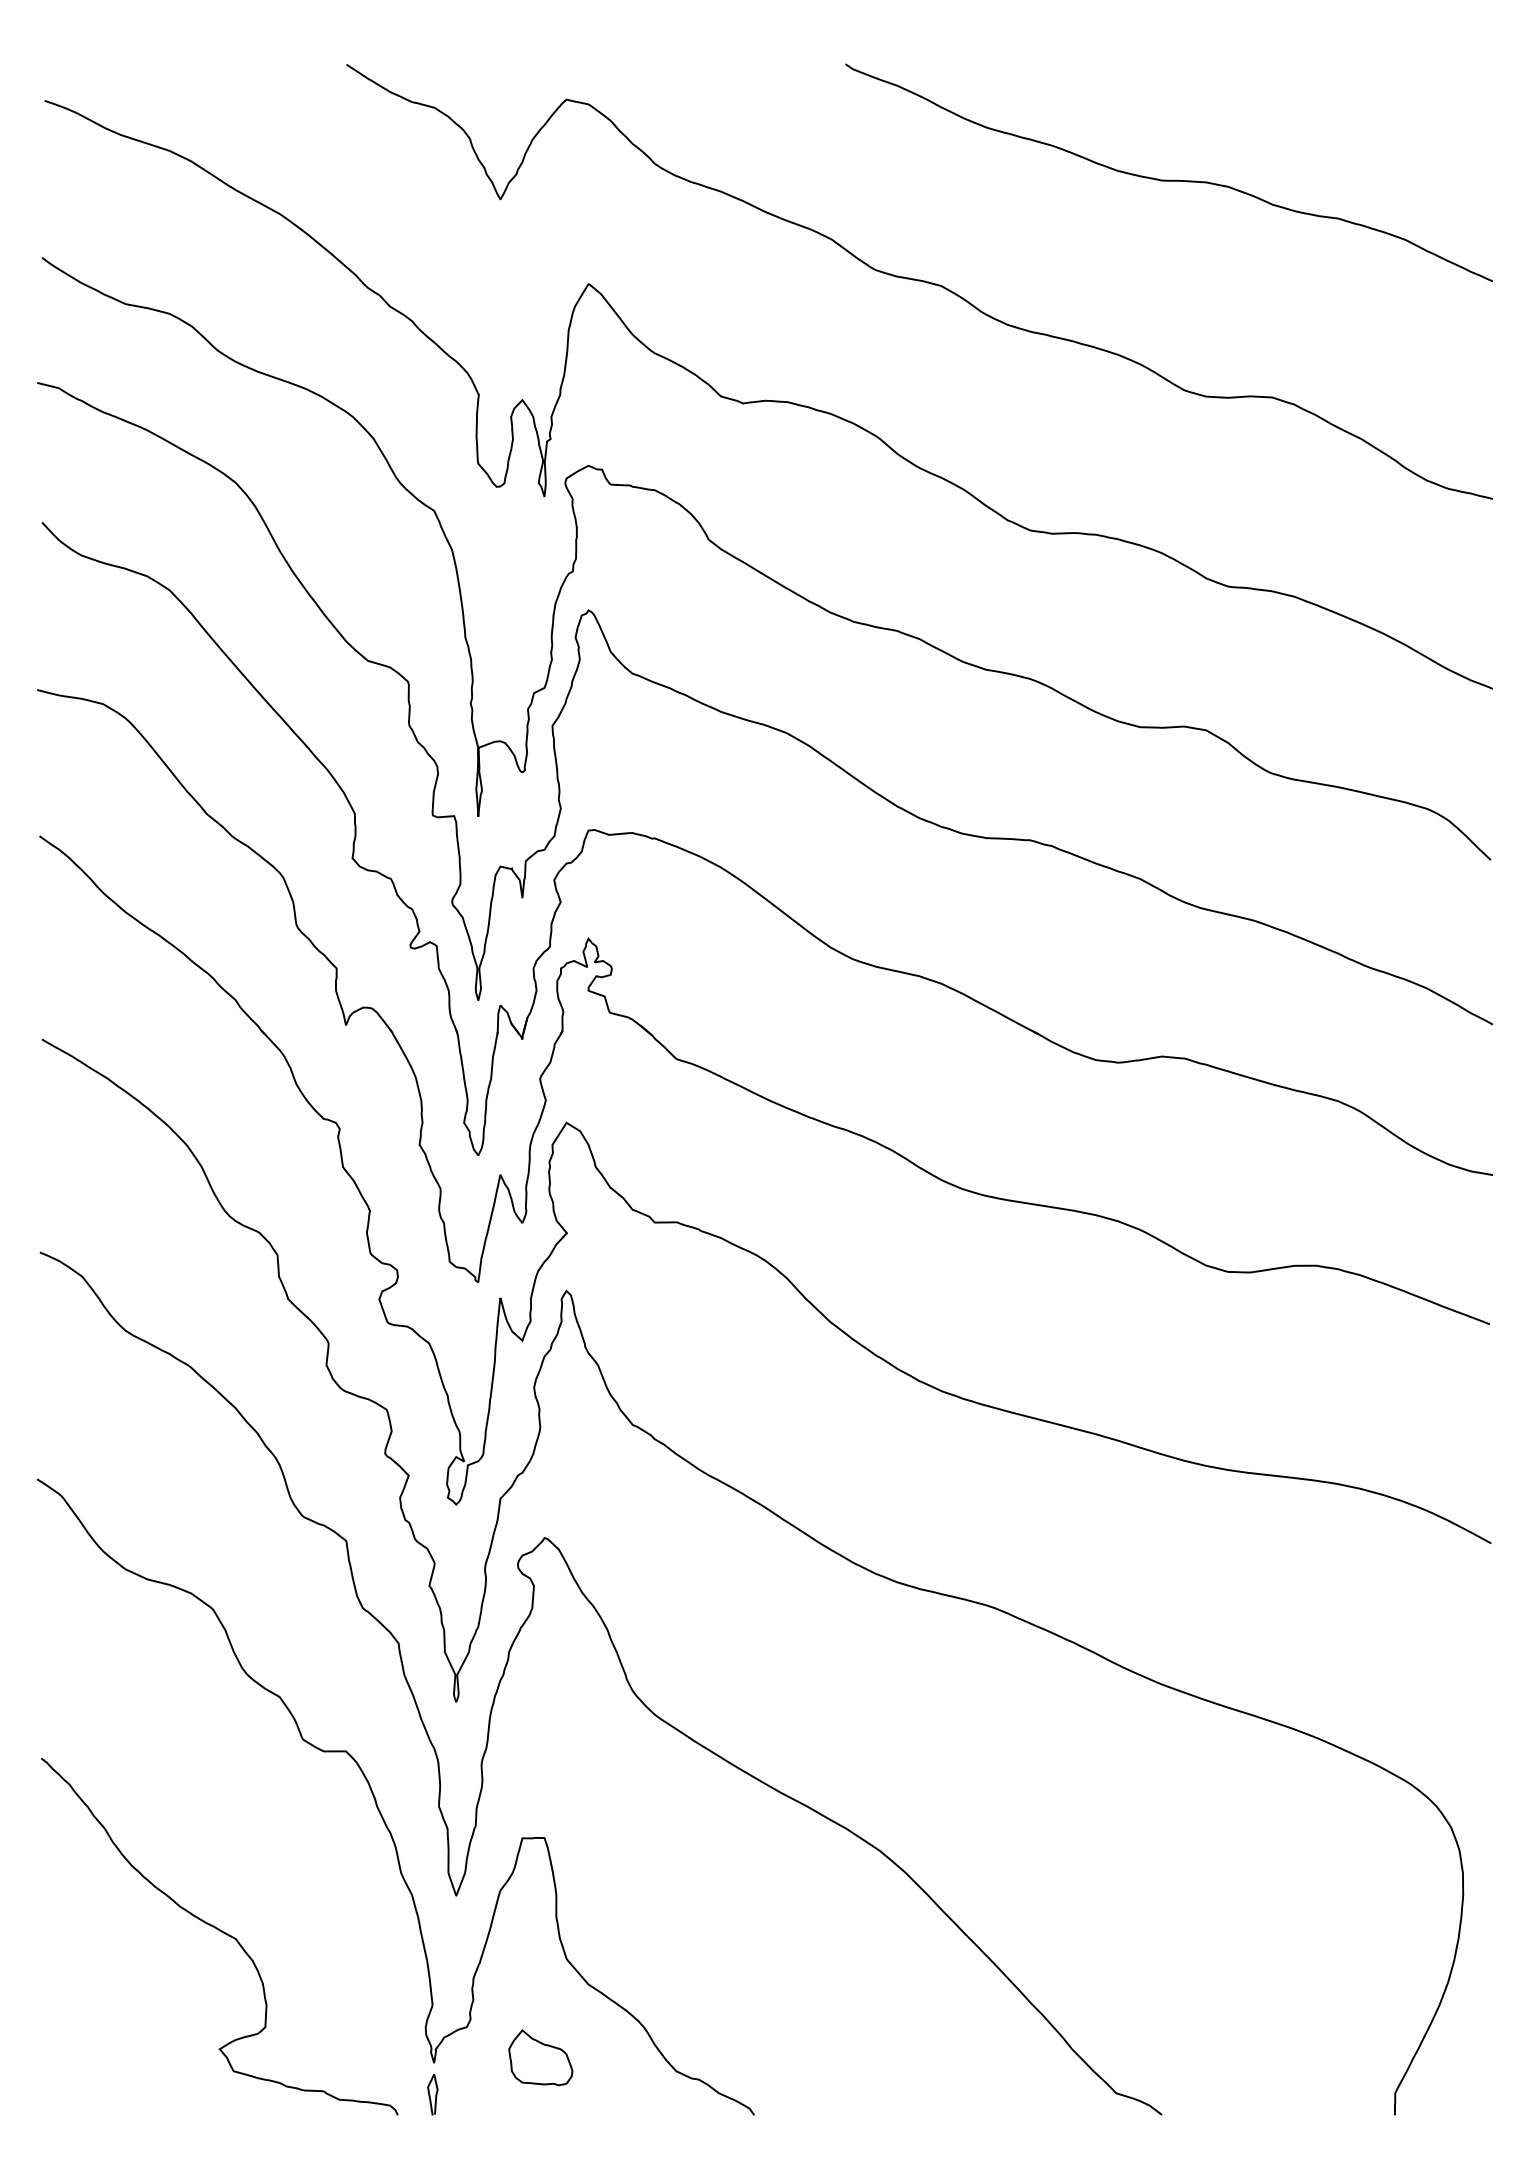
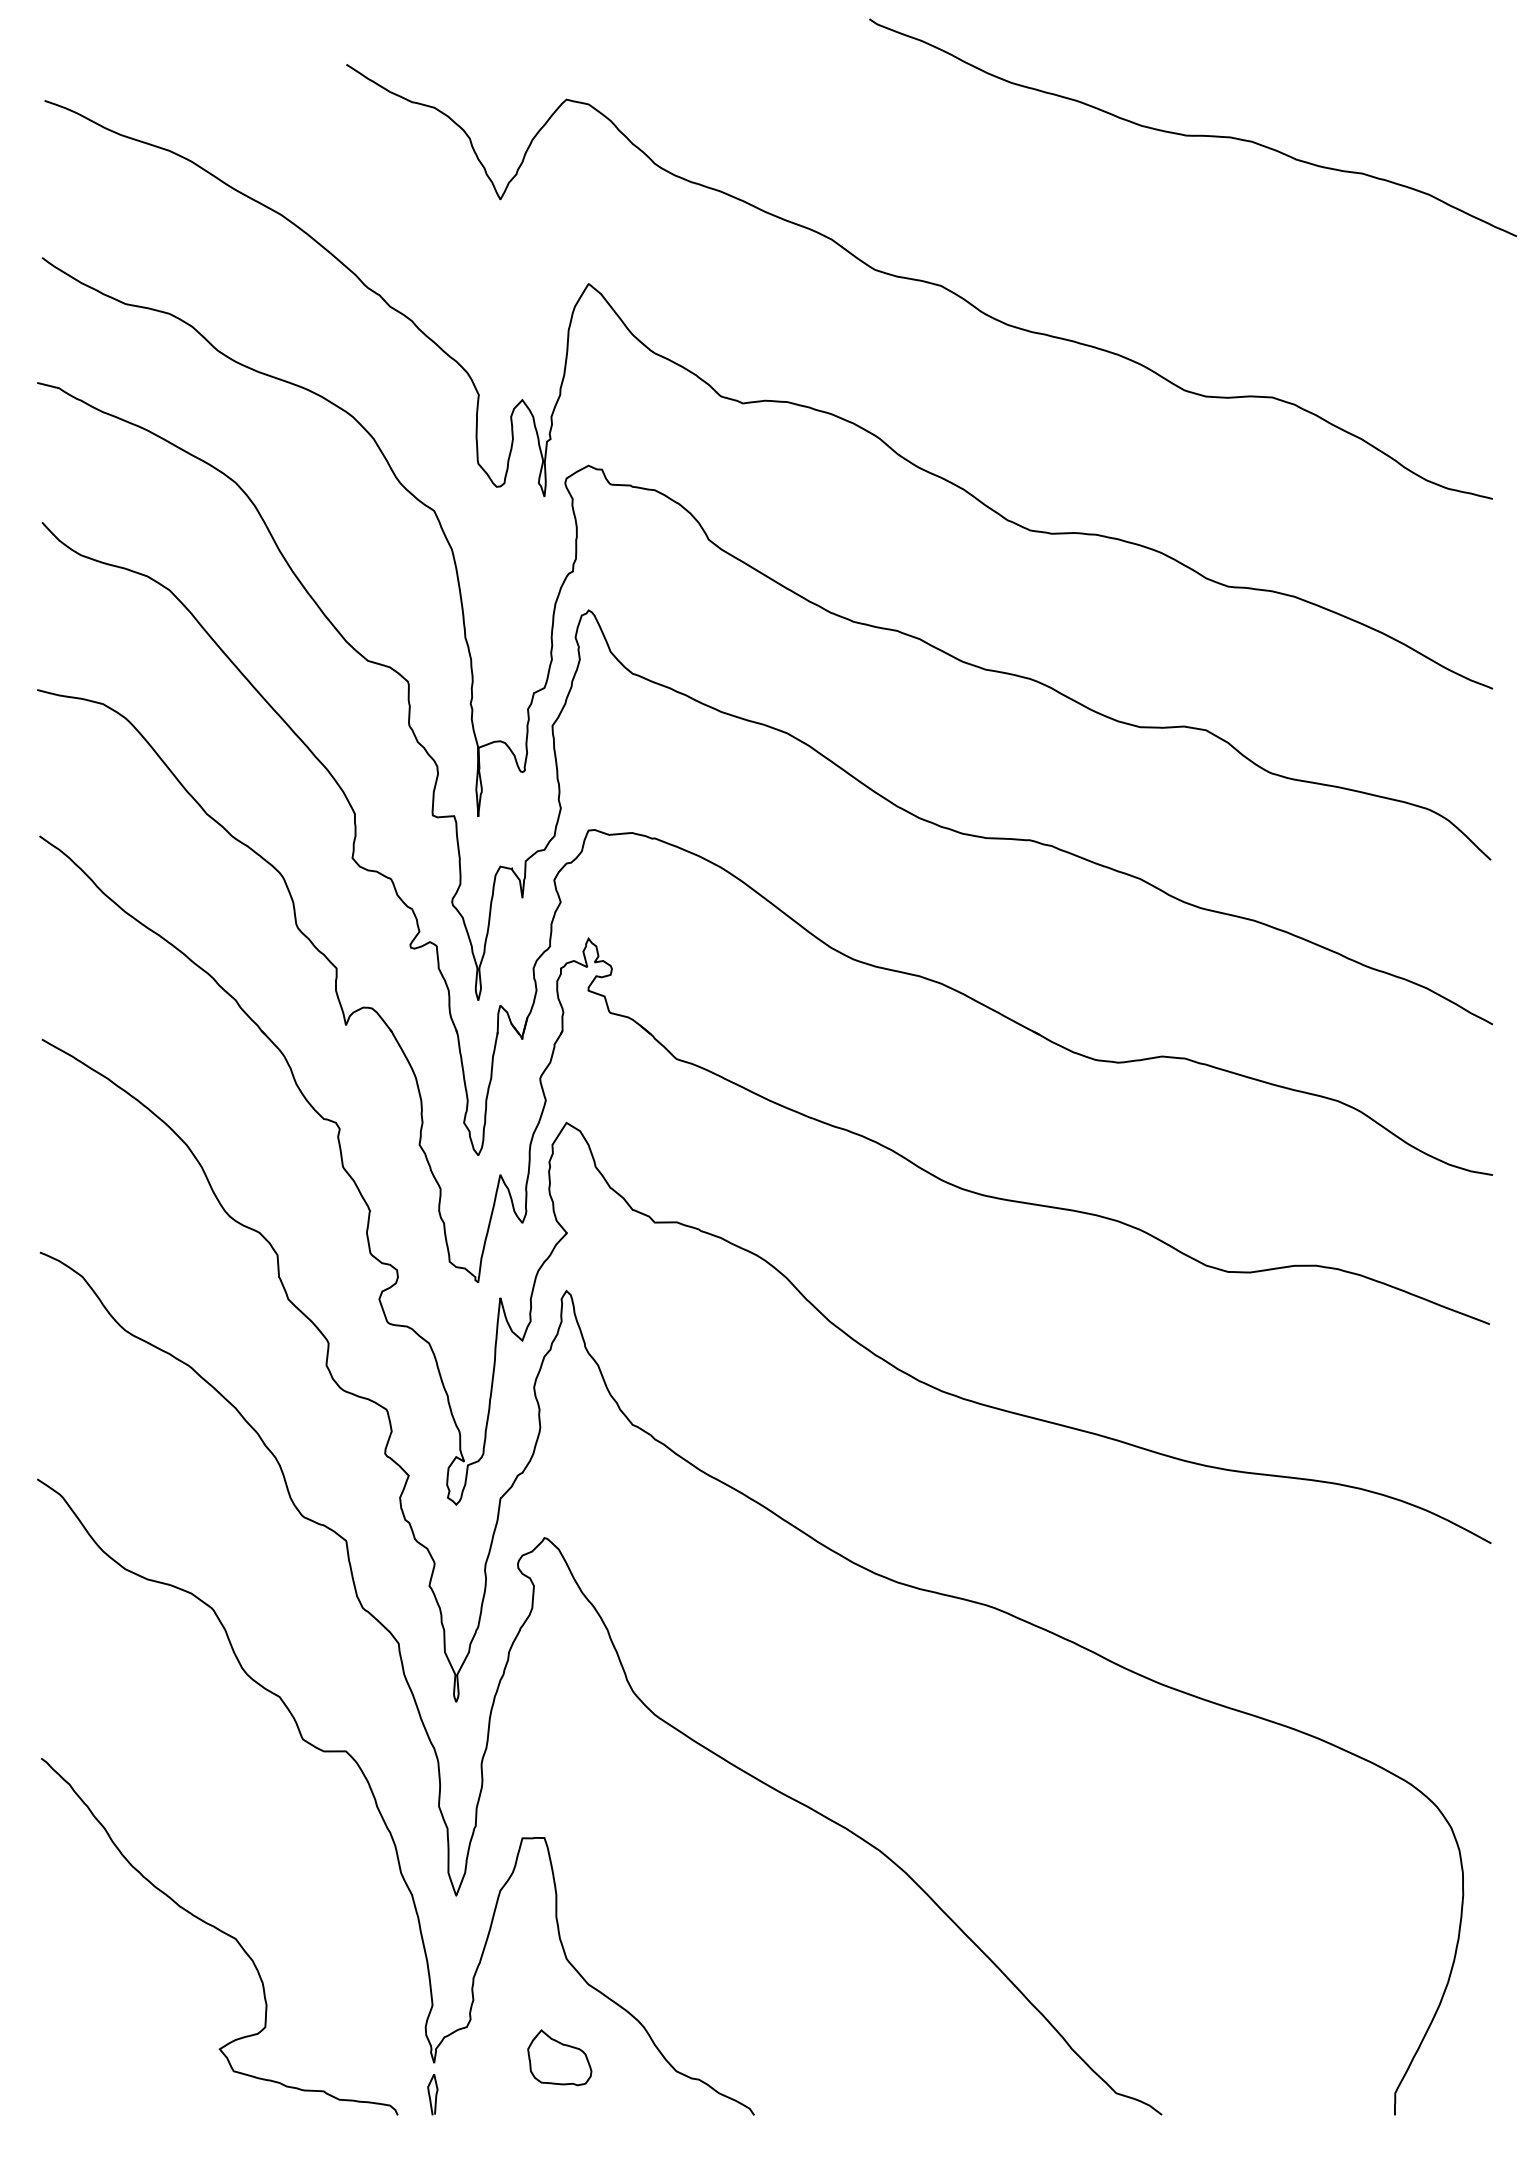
curve position: (1169, 179) -> (1193, 134) (1193, 134)
part position: (540, 2057) -> (559, 2057) (559, 2057)
